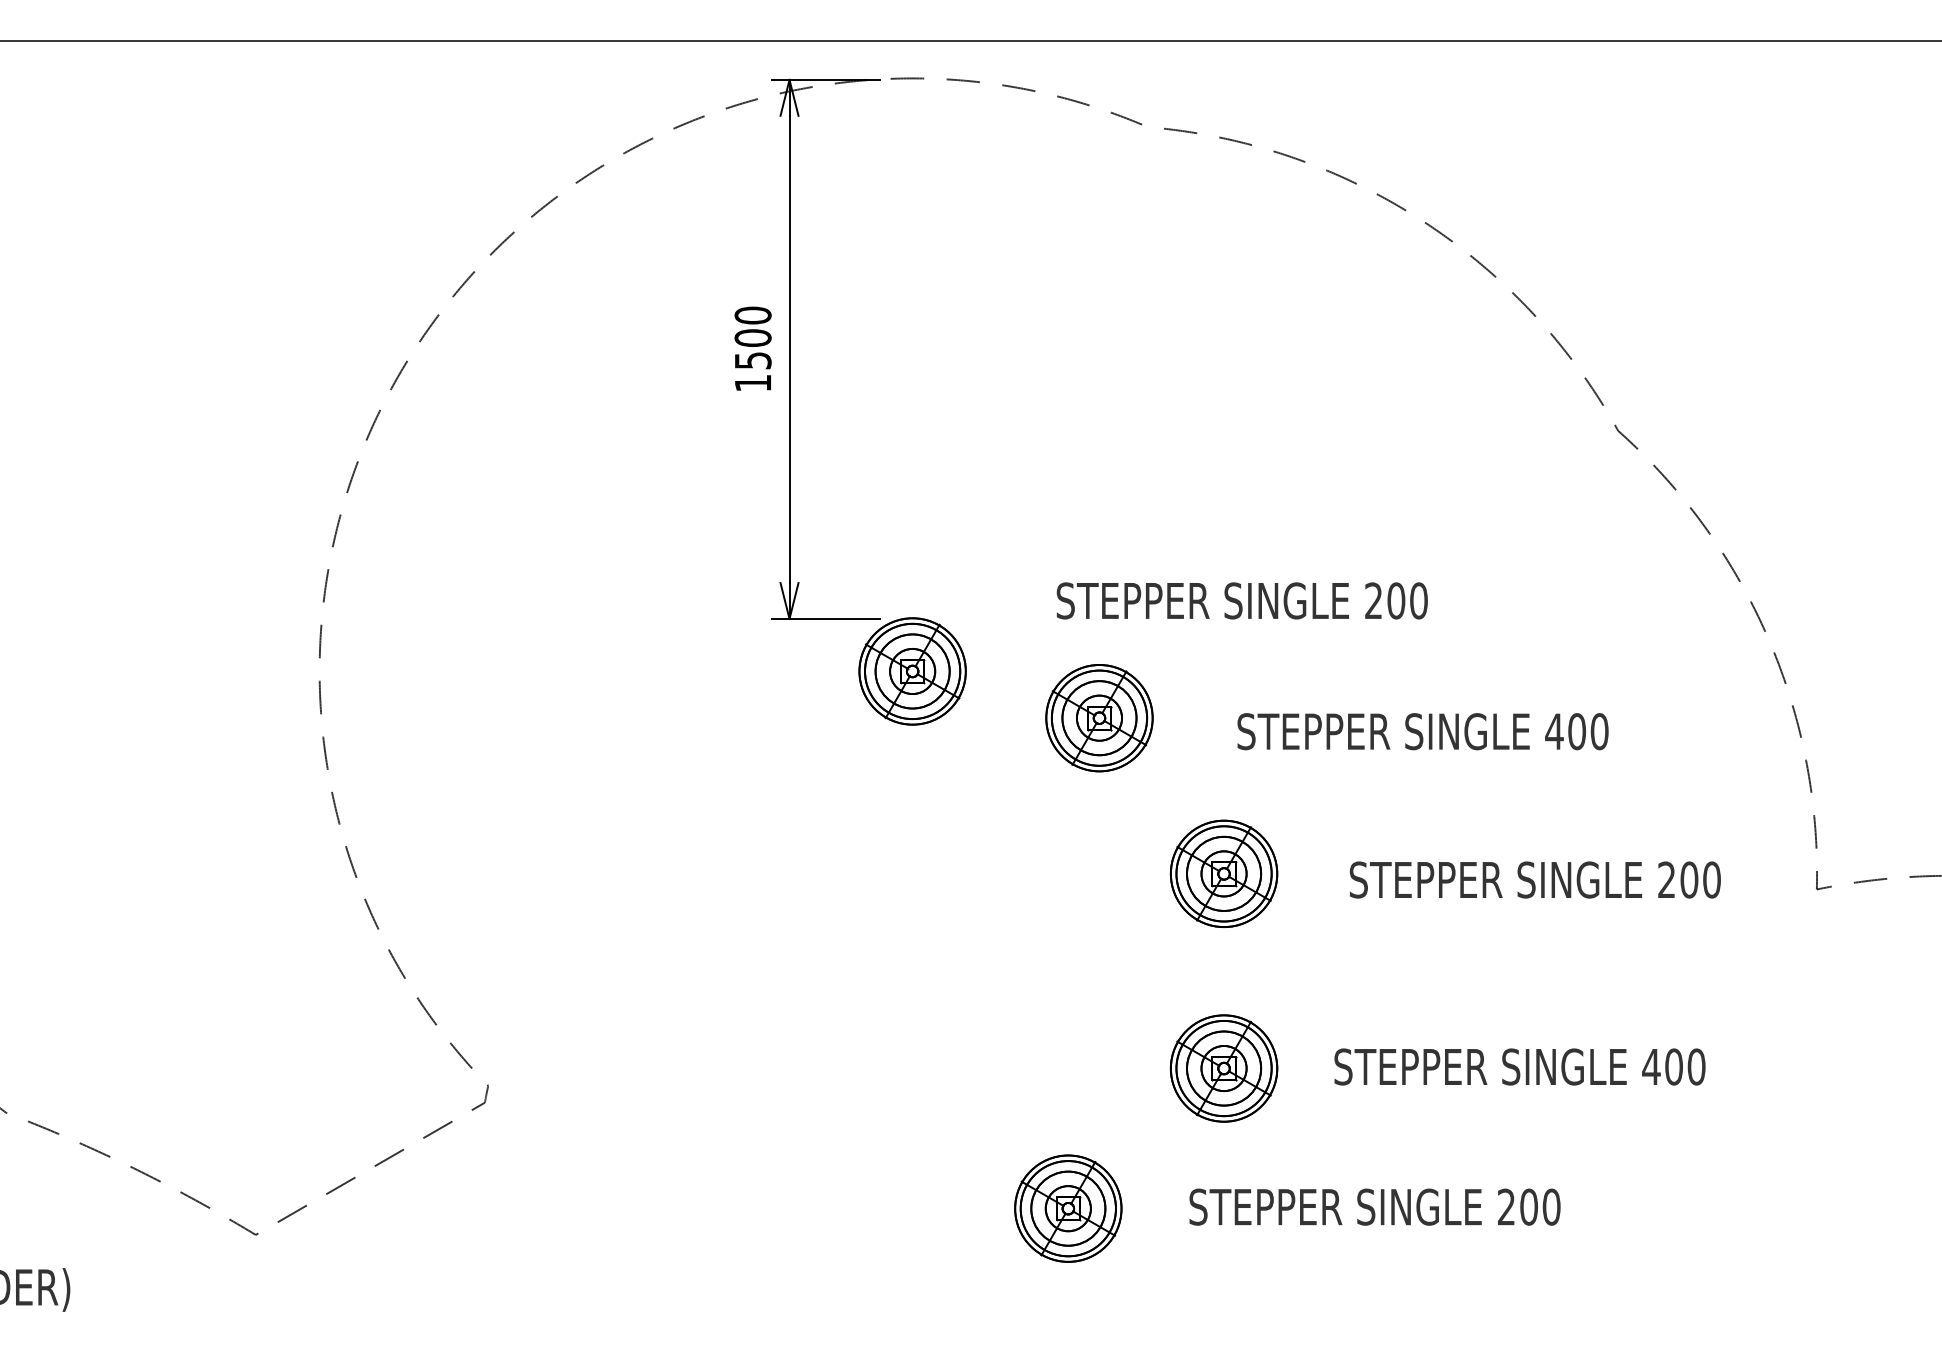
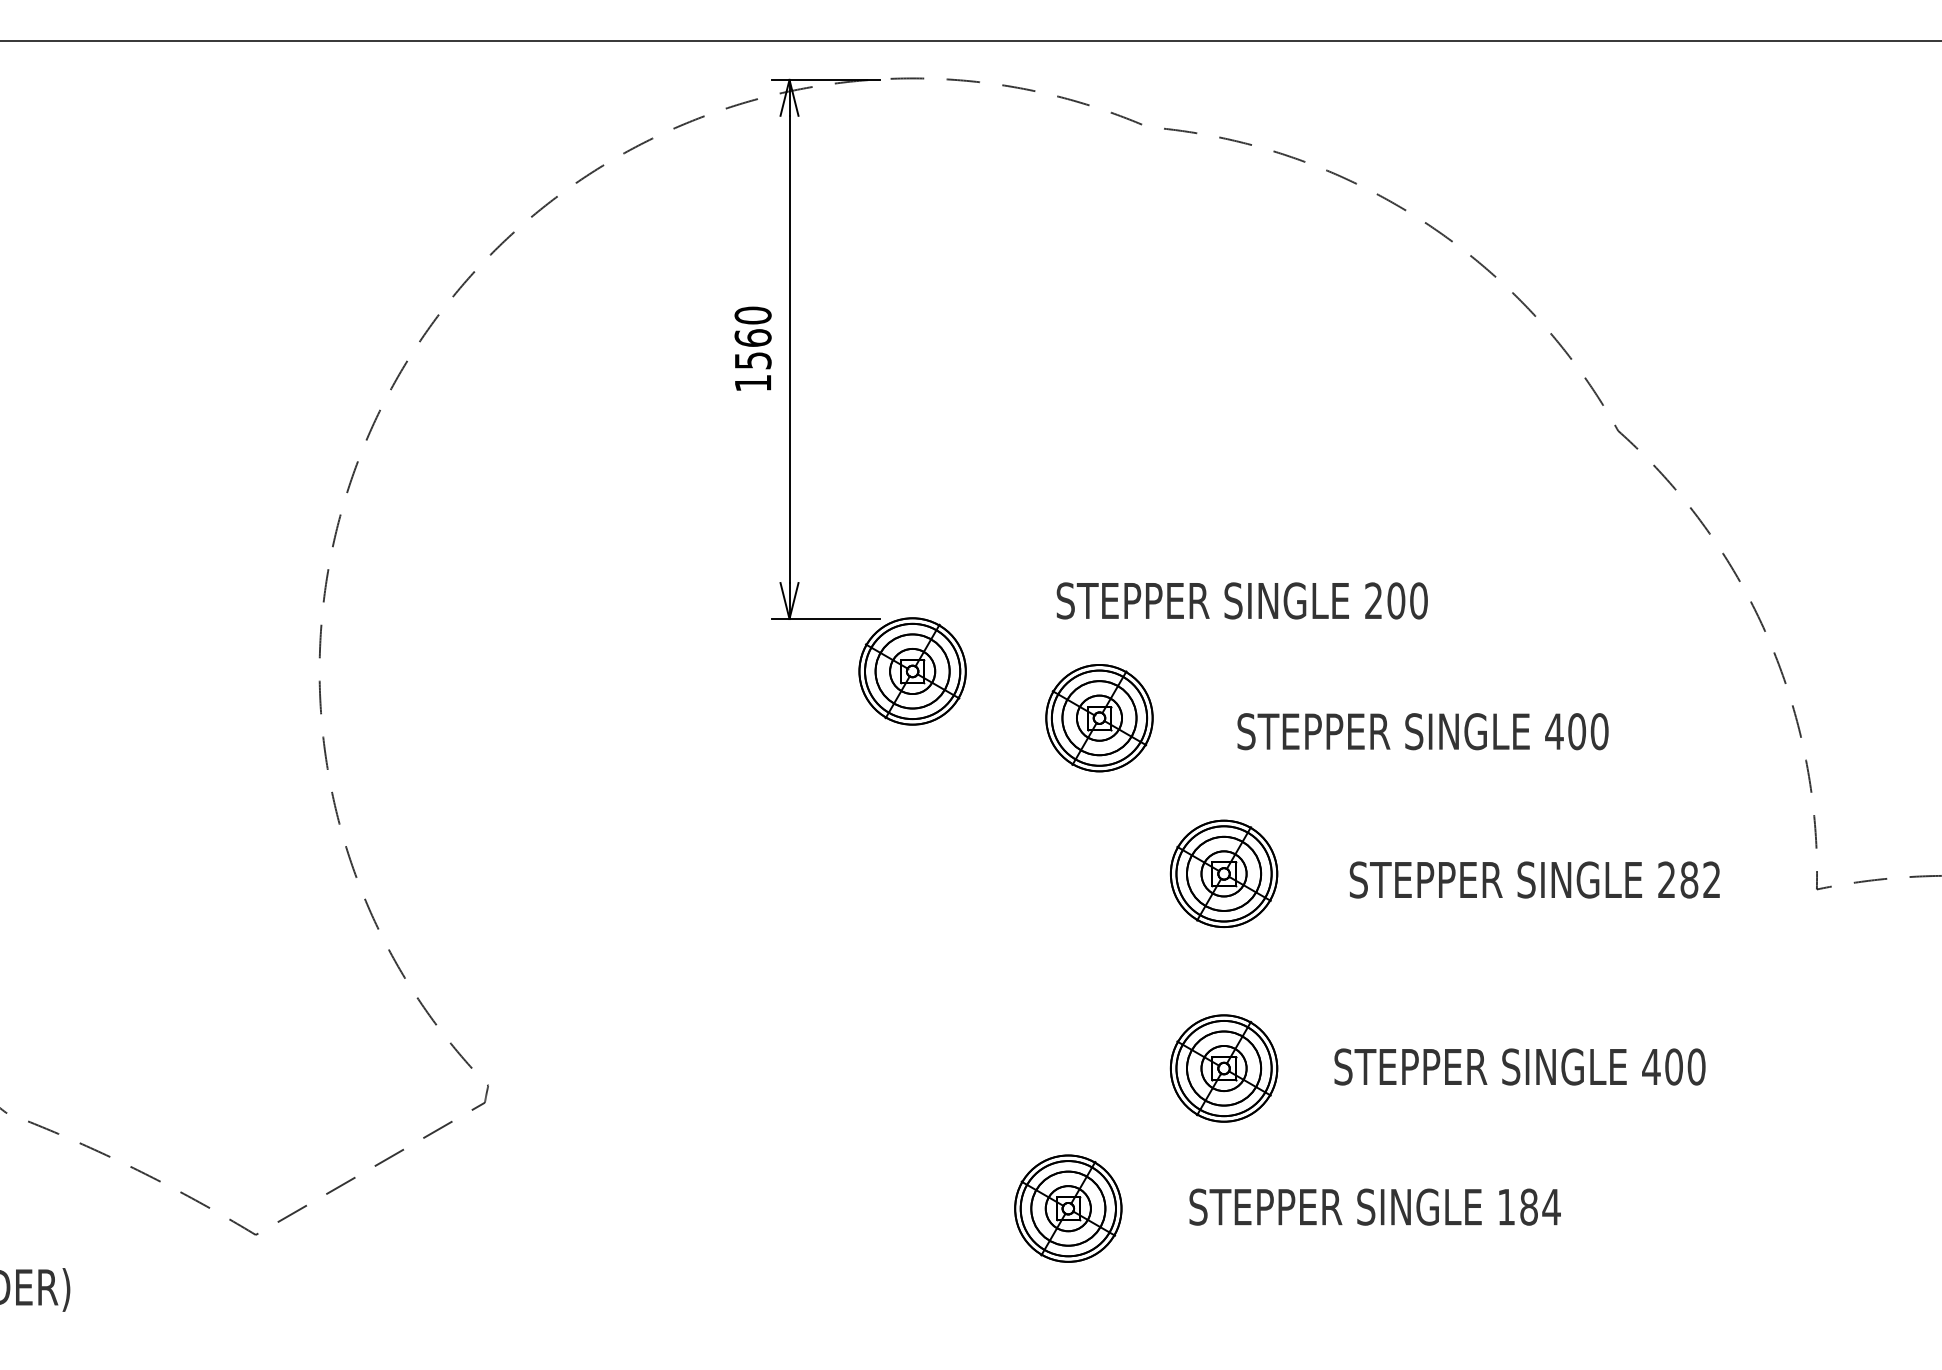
text: 1500 -> 1560 (752, 337)
text: 200 -> 282 (1700, 879)
text: 200 -> 184 (1529, 1206)
